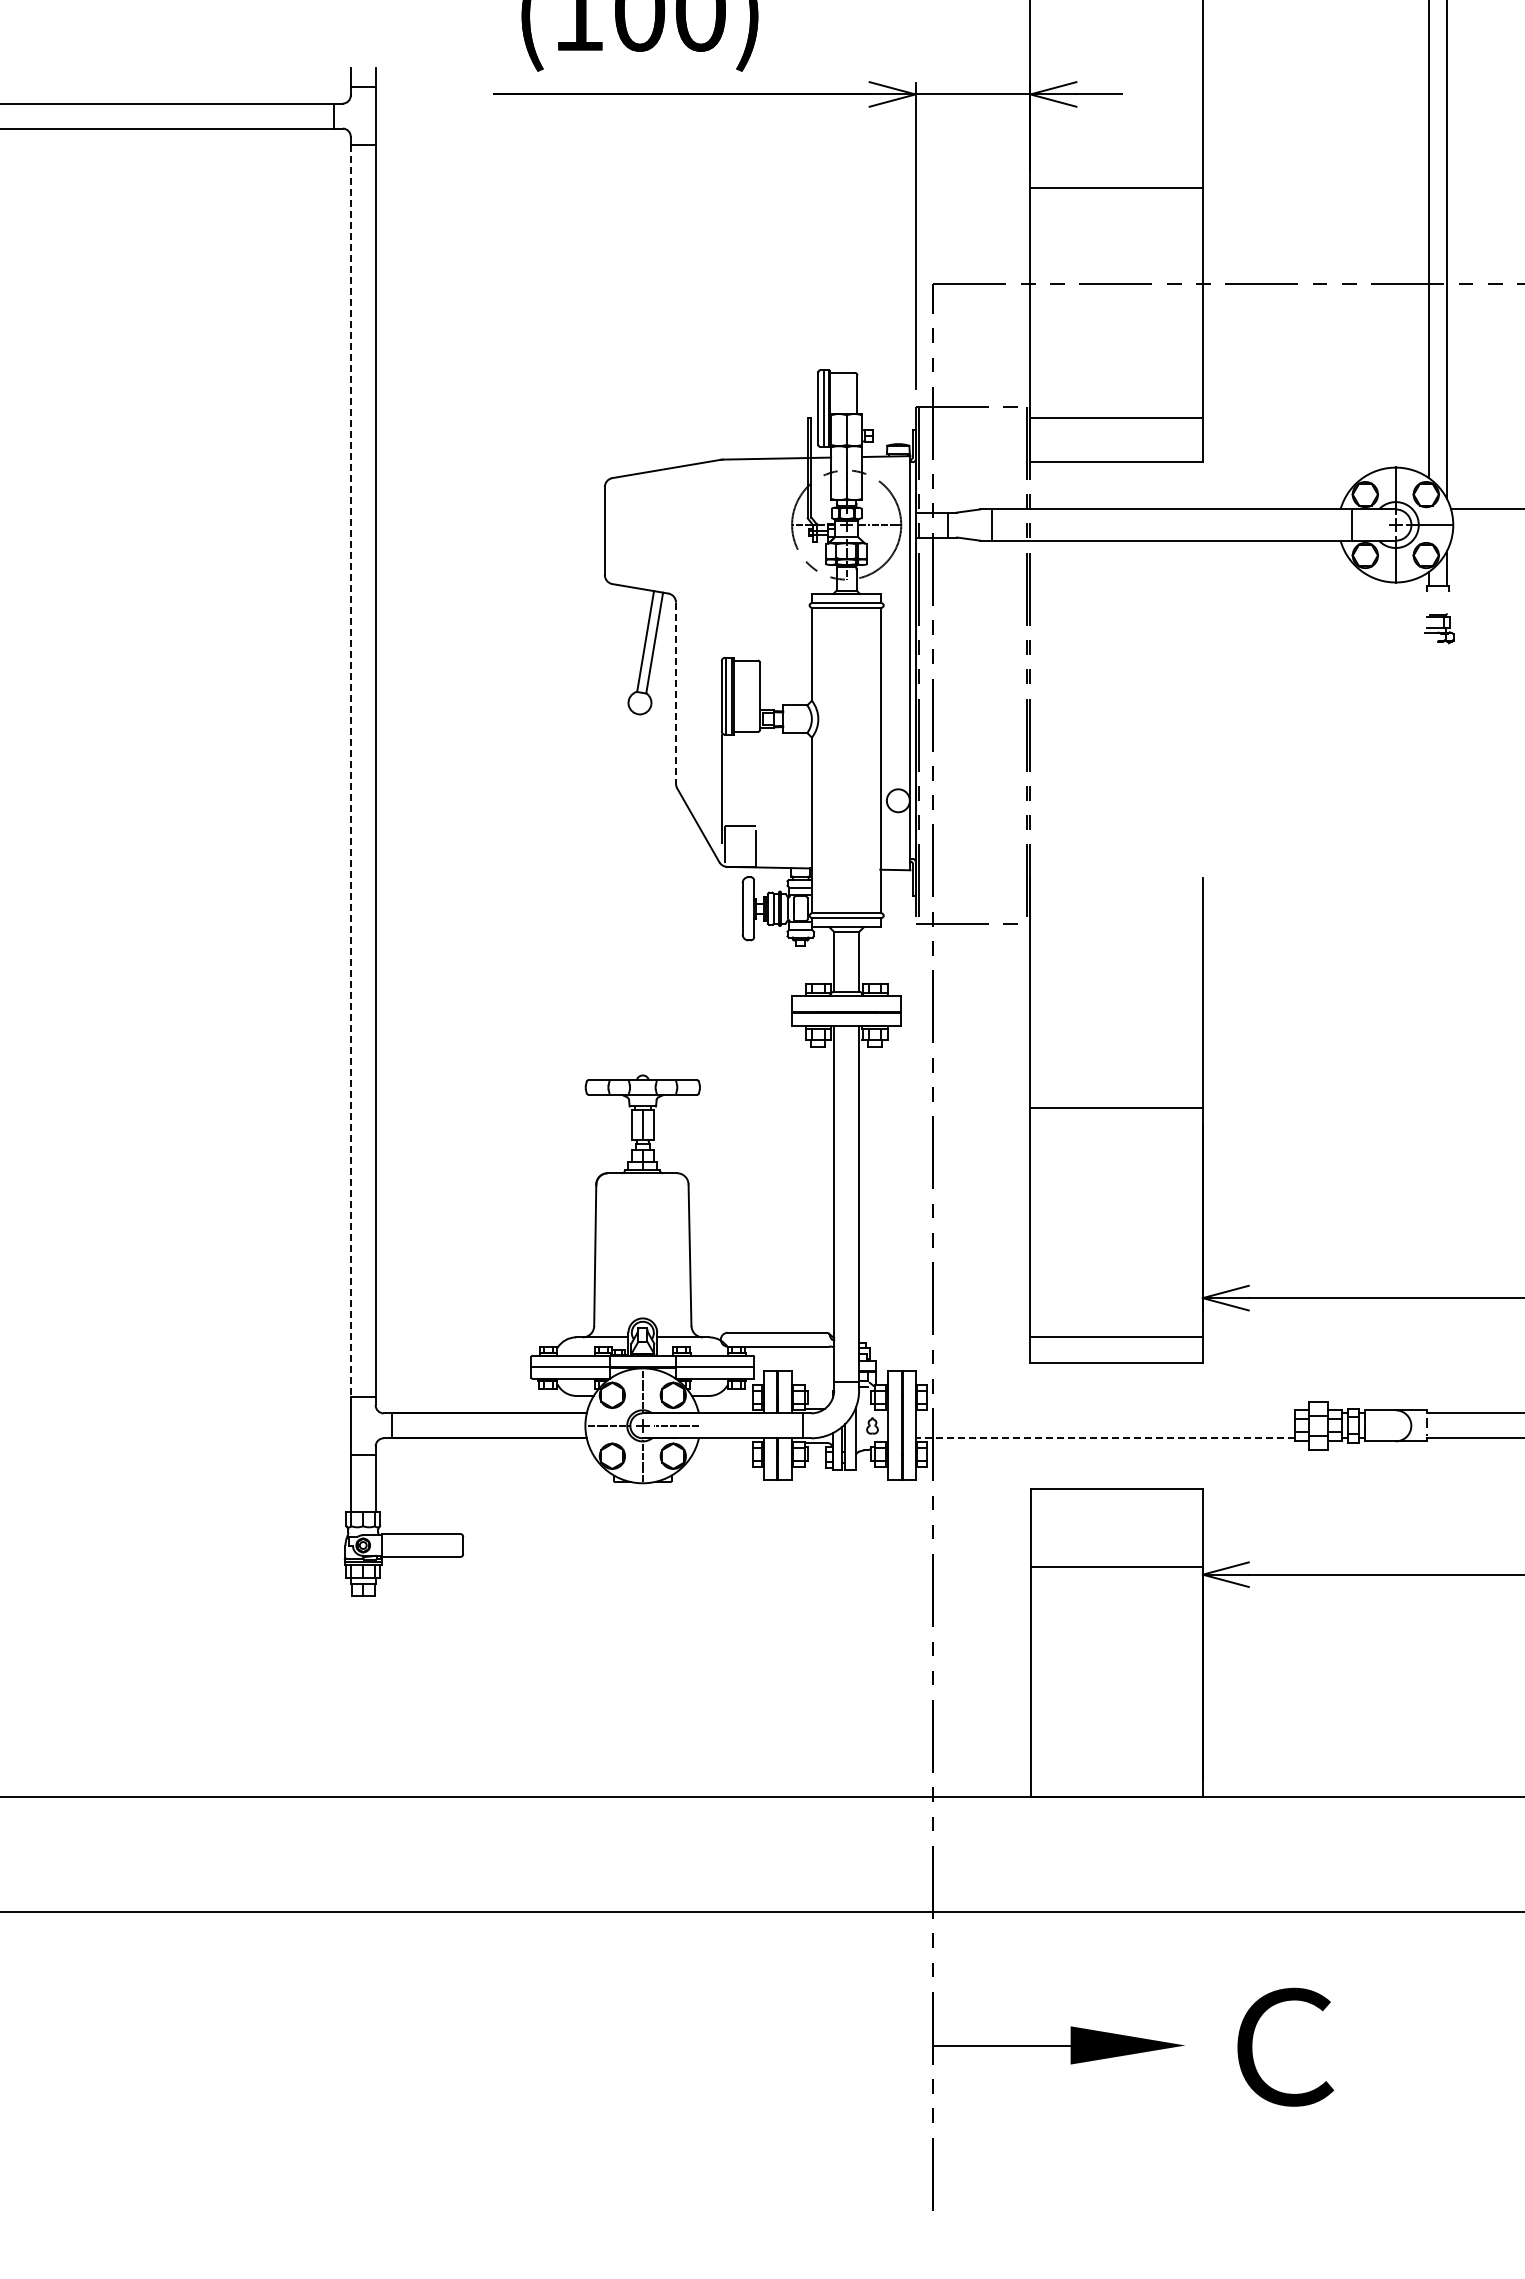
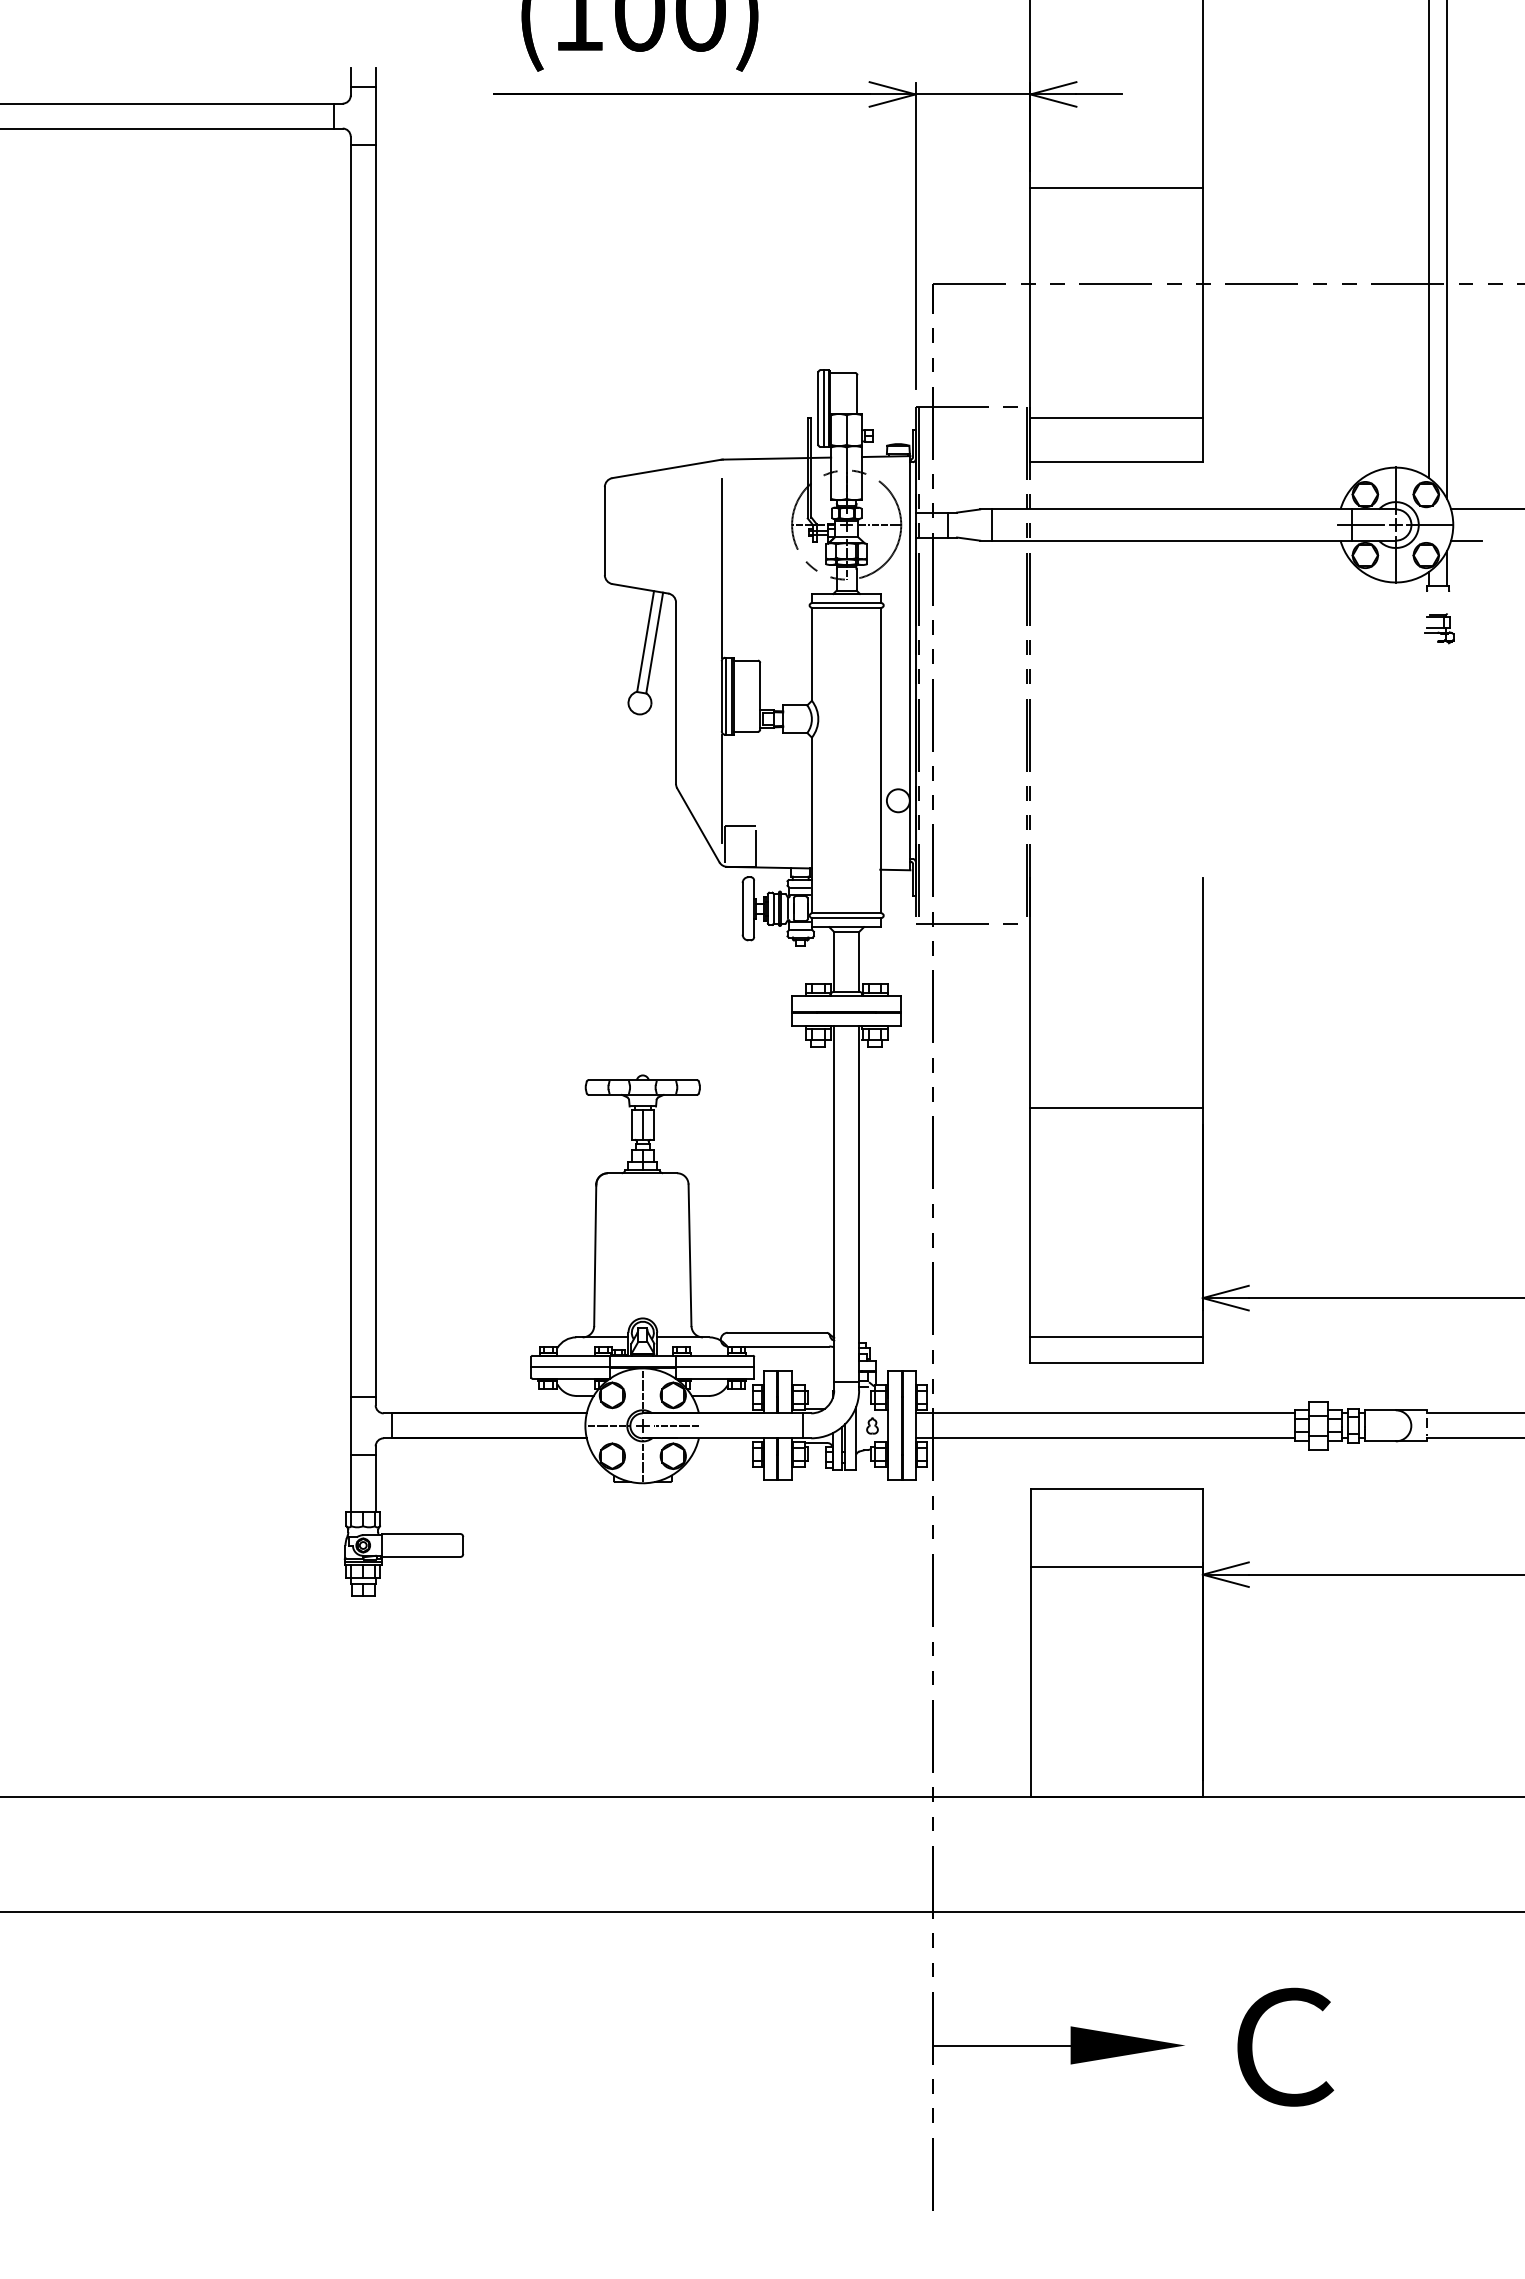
line: none -> present (1361, 525)
line: none -> present (1466, 540)
line: none -> present (722, 567)
line: dashed -> solid (676, 693)
line: dashed -> solid (350, 770)
line: none -> present (1104, 1413)
line: dashed -> solid (1105, 1438)
